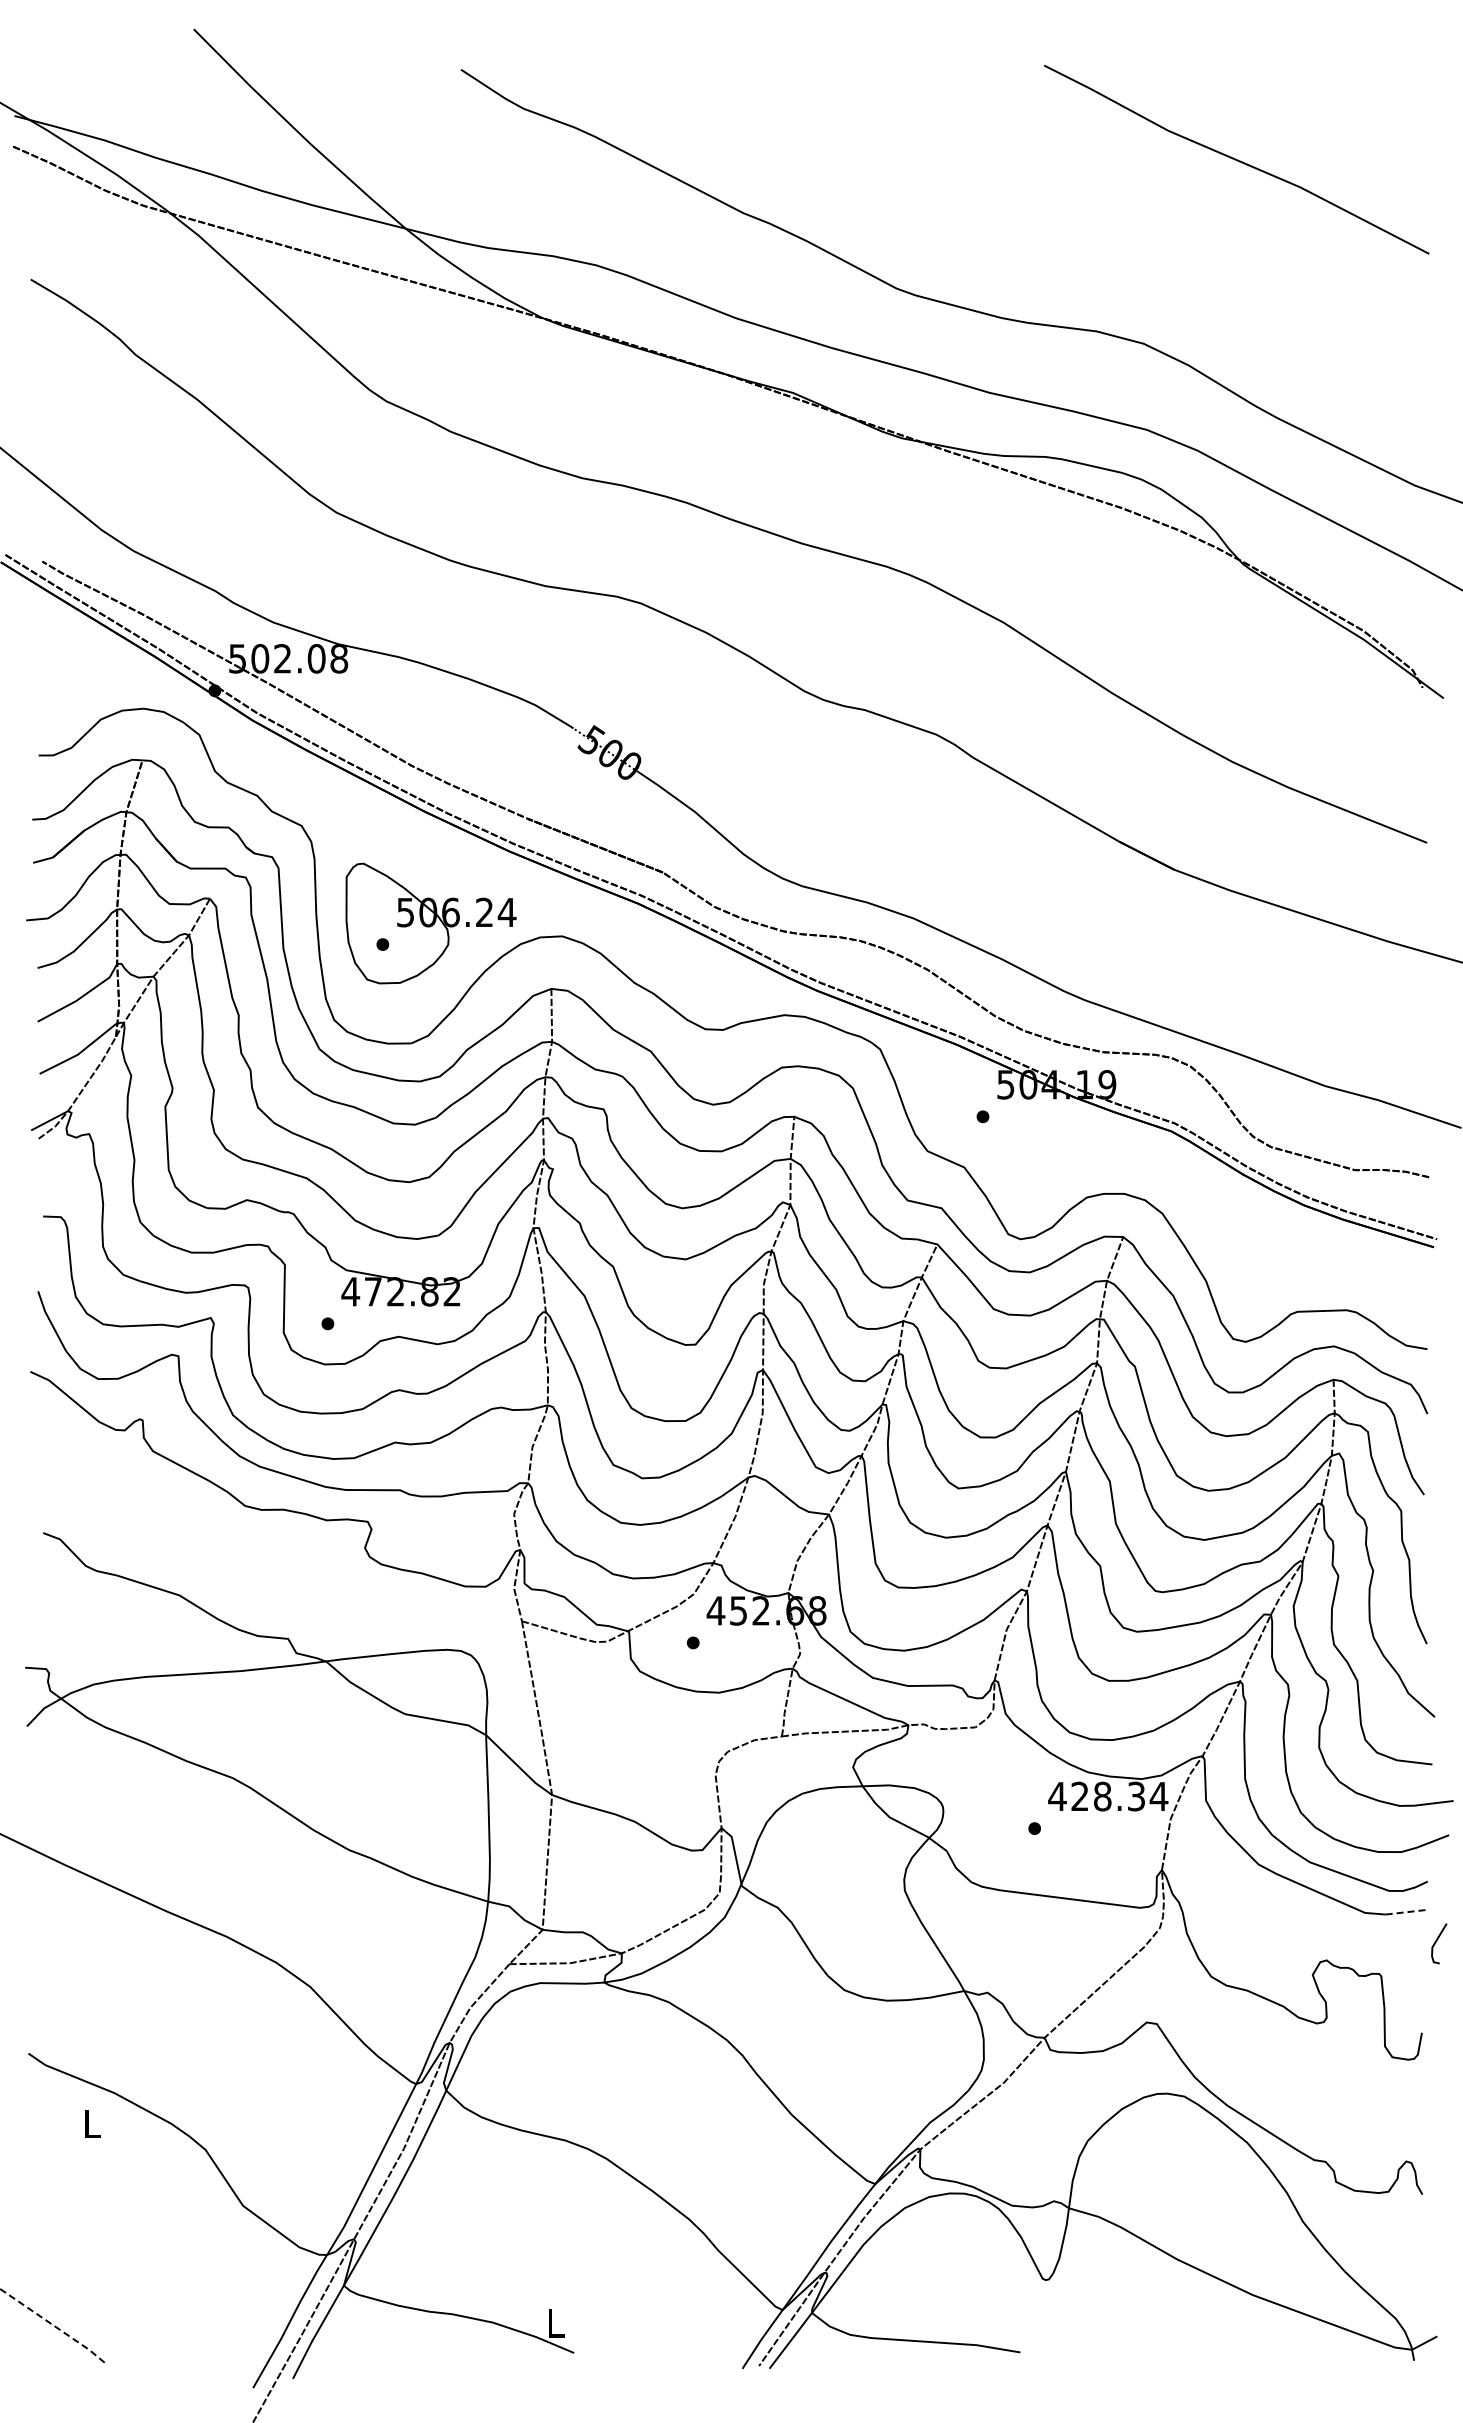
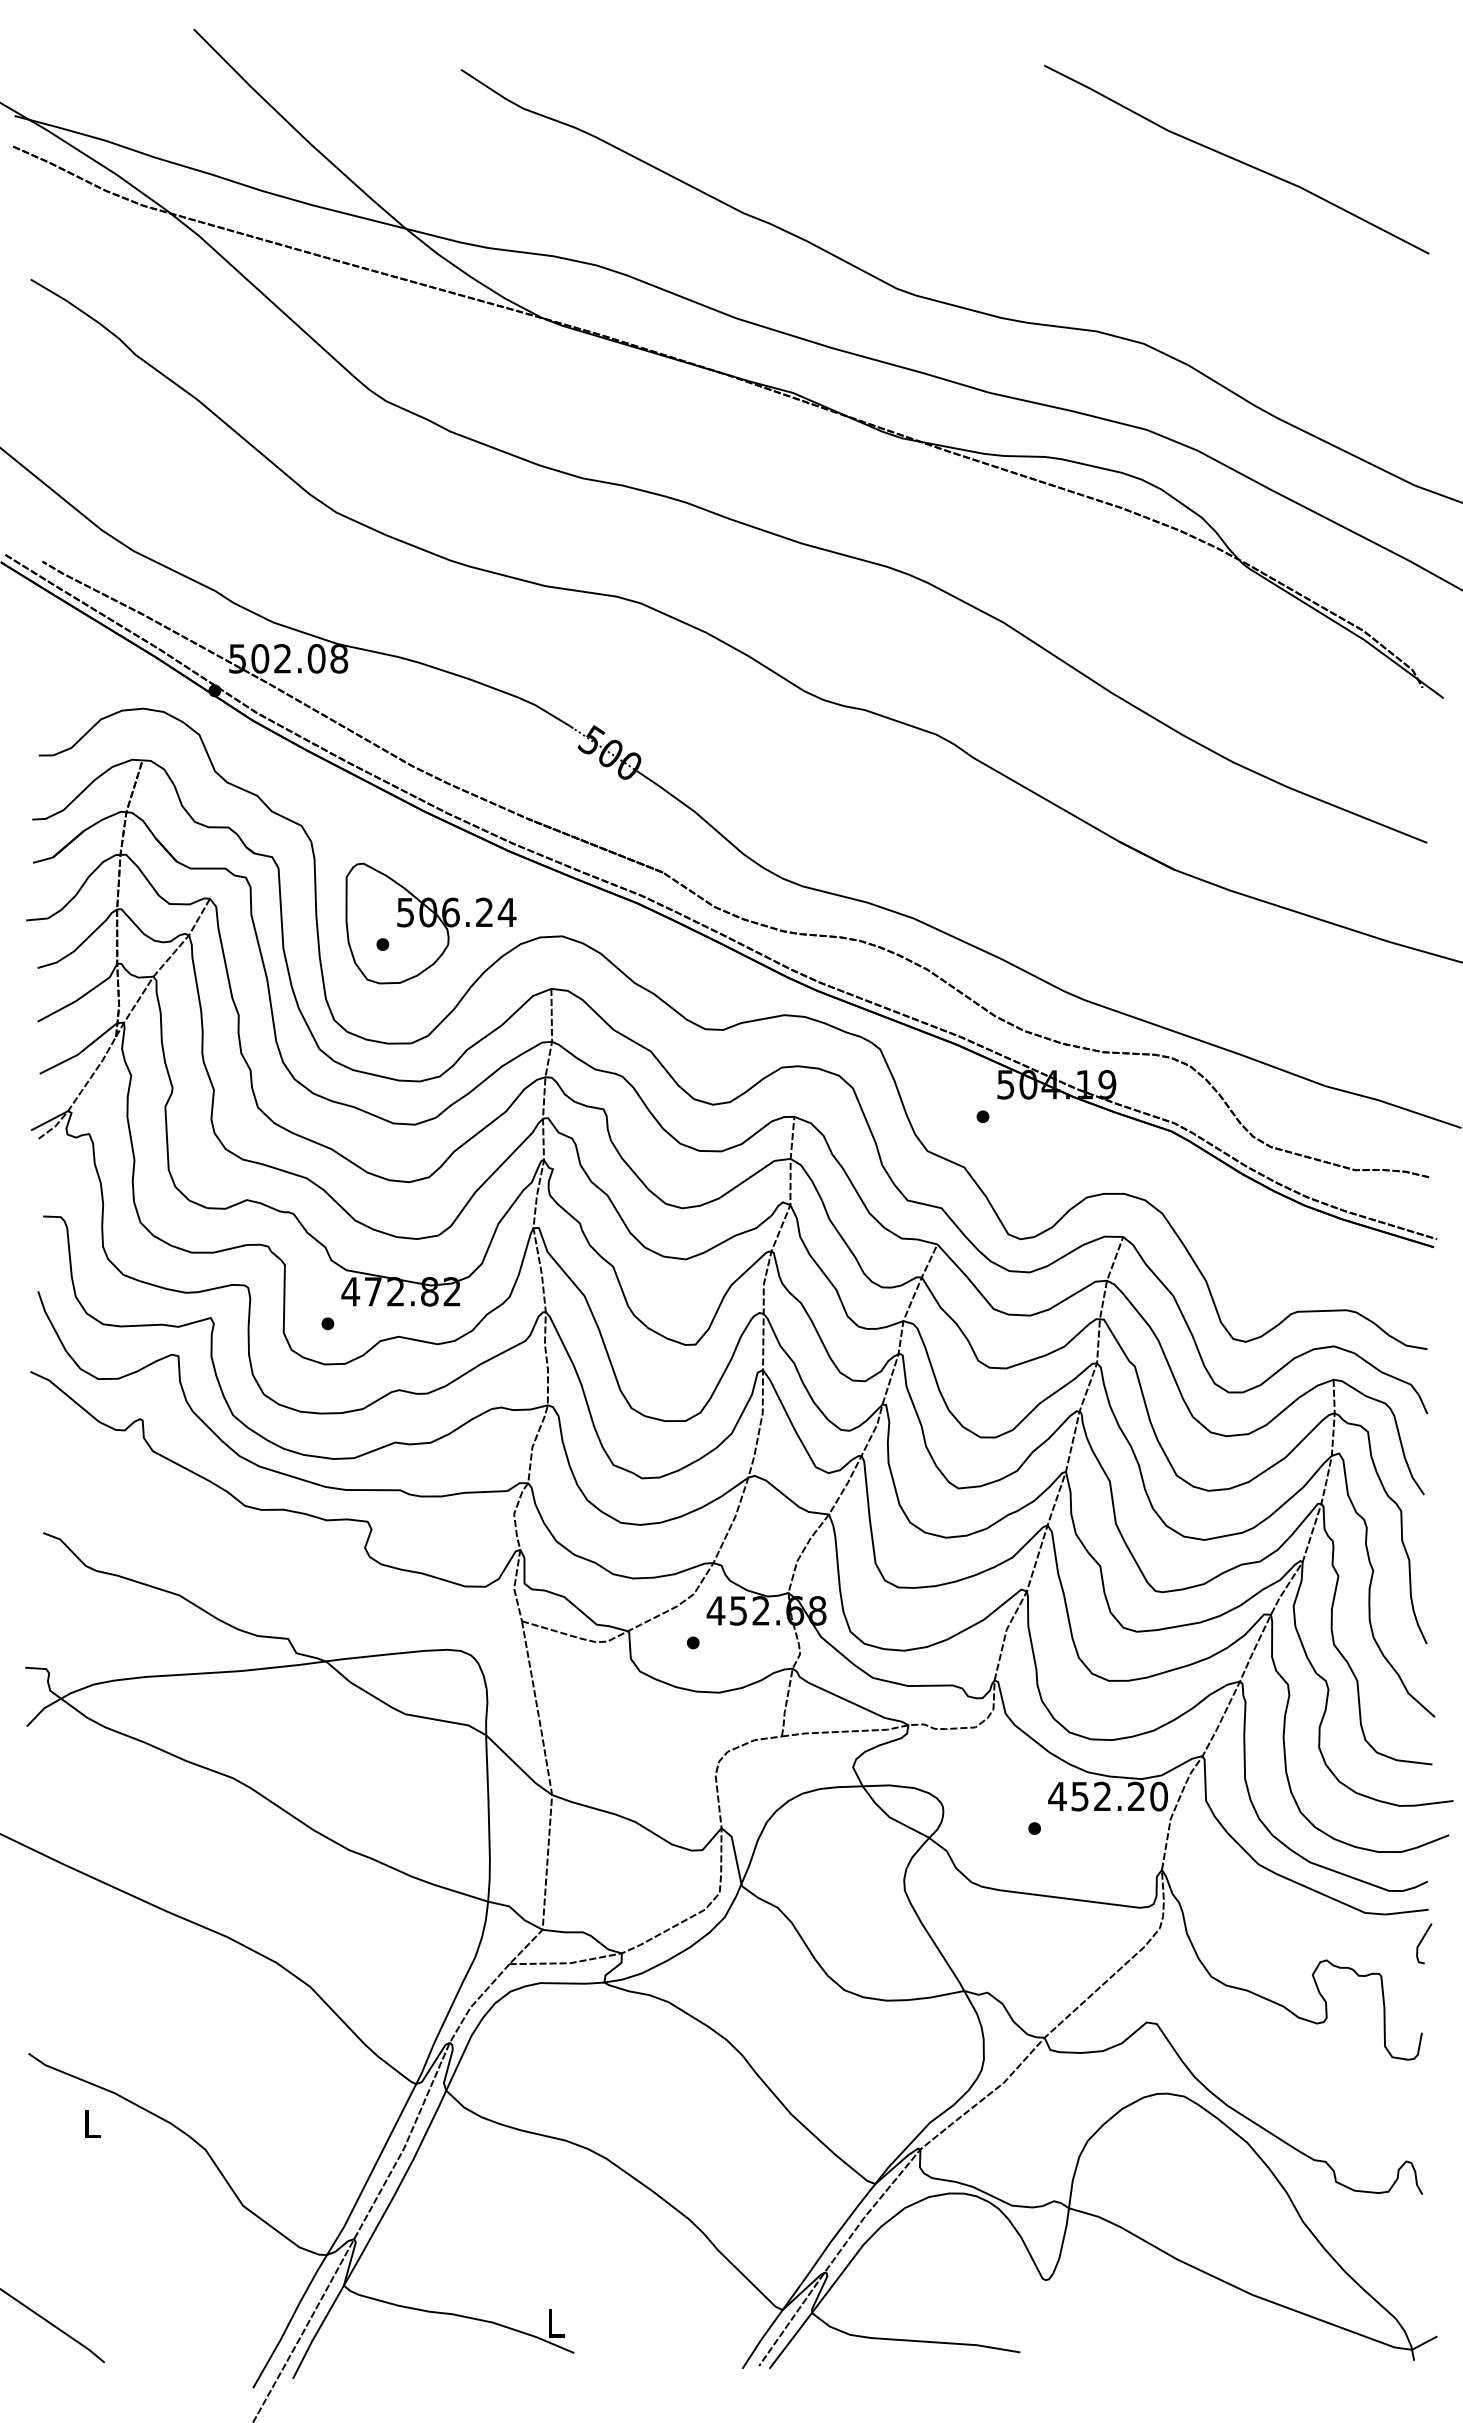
text: 428.34 -> 452.20 (1119, 1796)
line: dashed -> solid (1407, 1912)
line position: (1437, 1941) -> (1422, 1941) (1422, 1941)
line: dashed -> solid (53, 2325)
